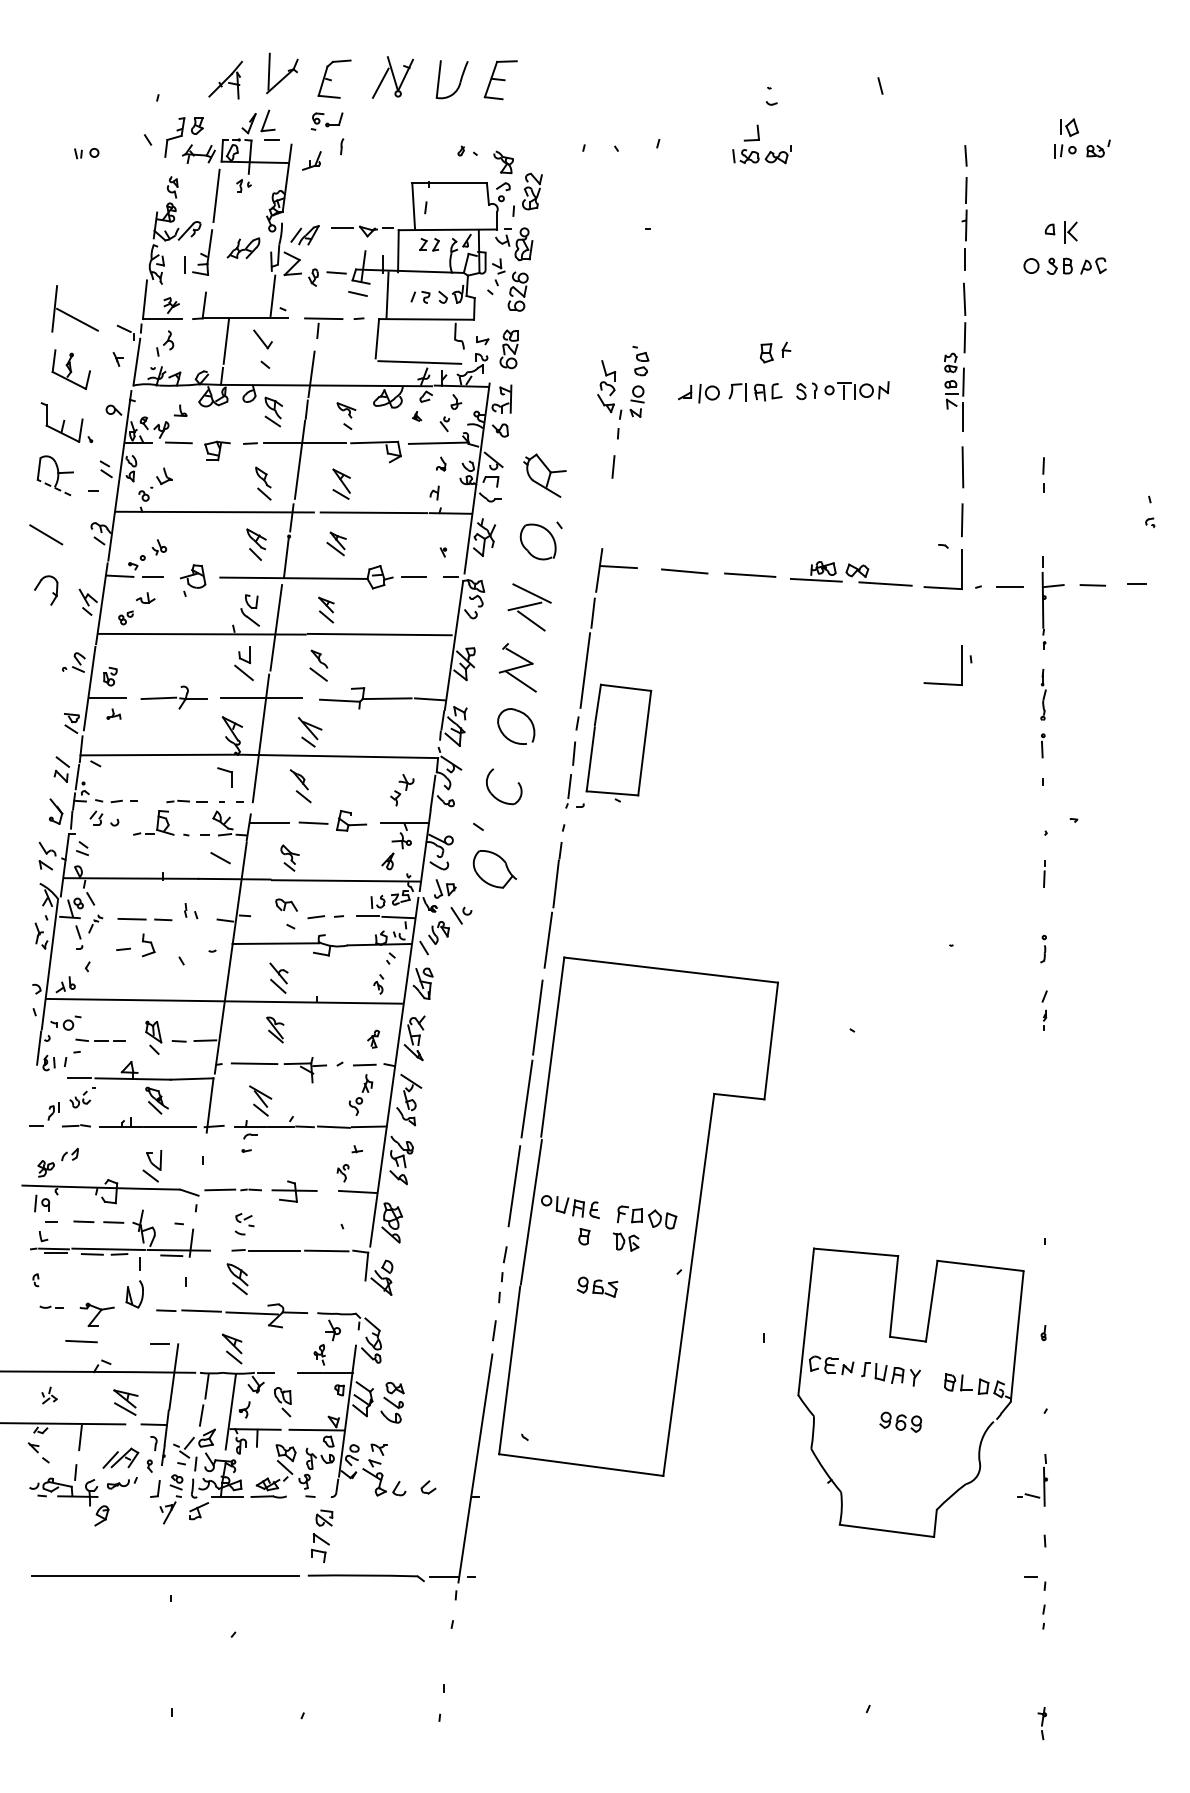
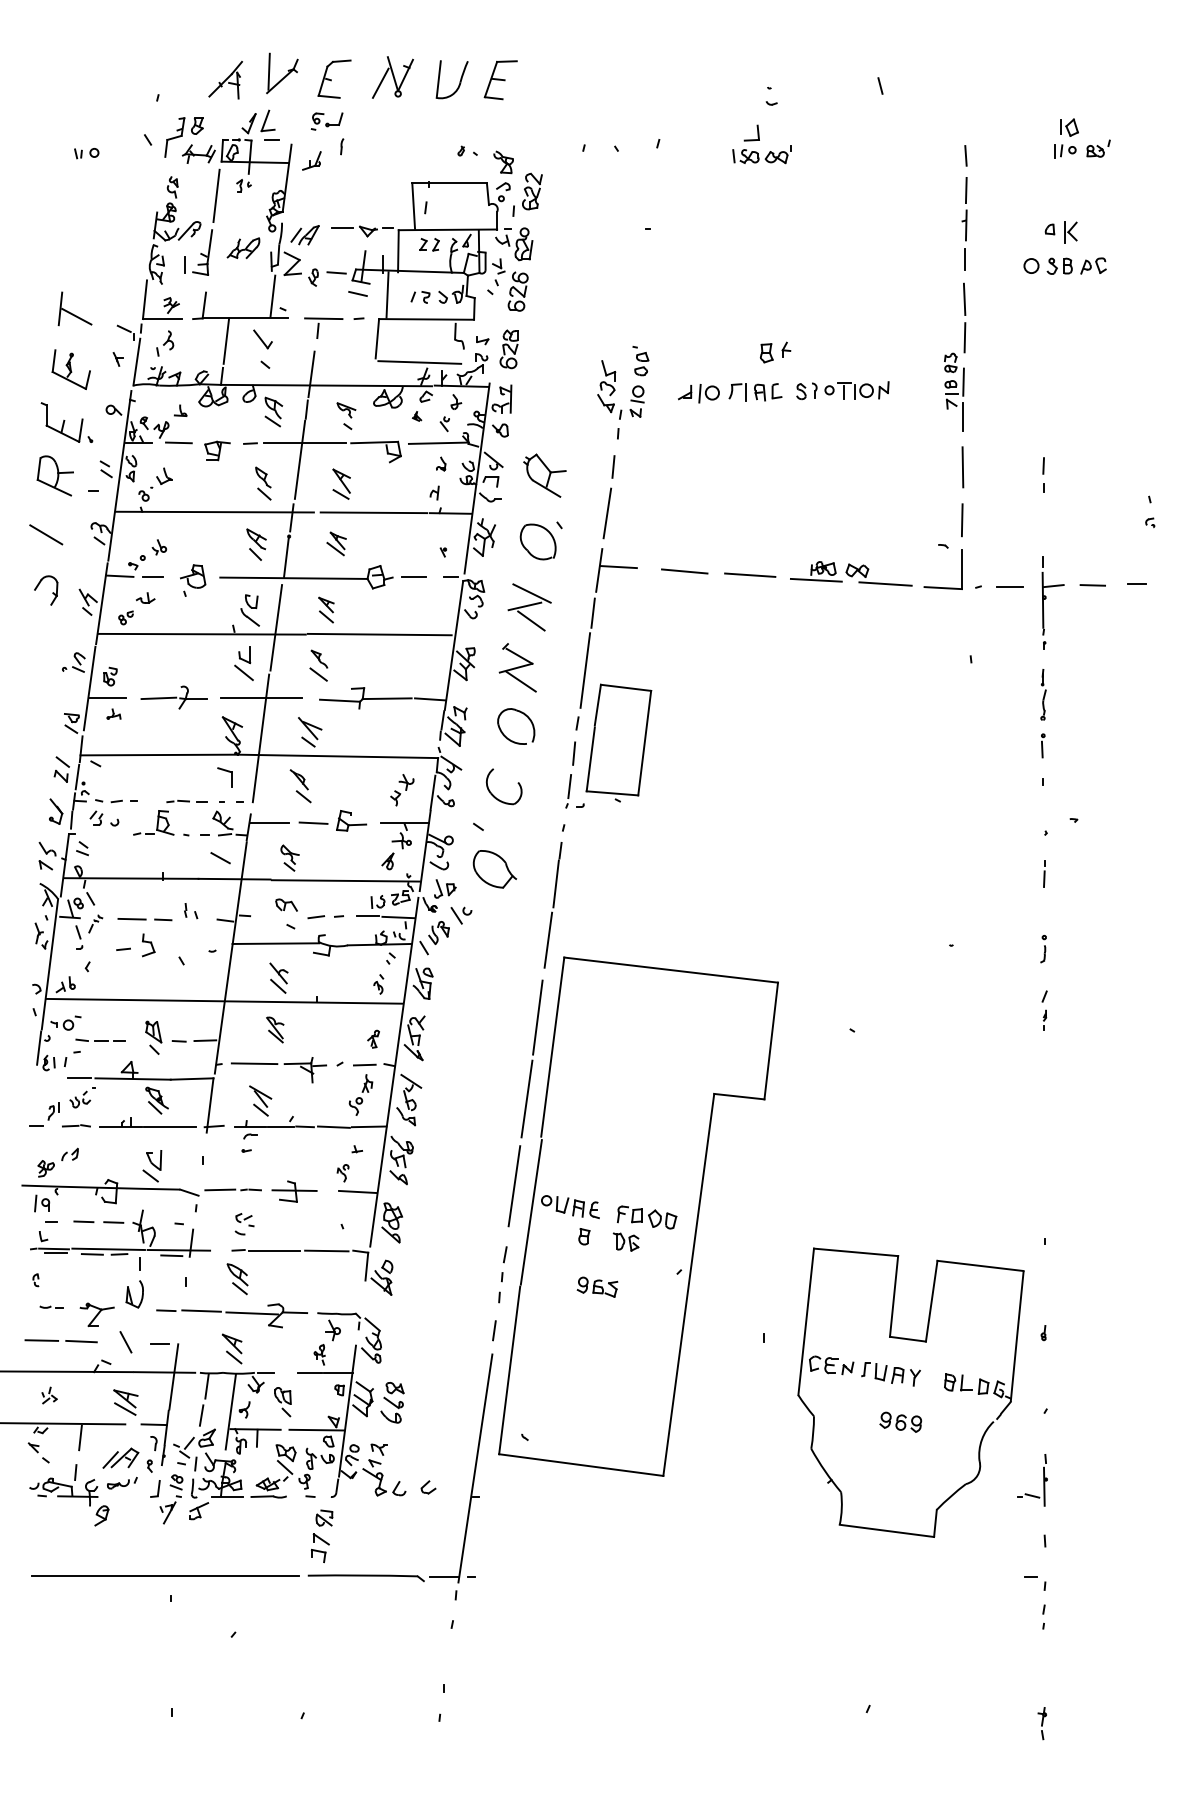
part size: 48x48 px -> 36x36 px (74, 308)
line: dashed -> solid (53, 487)
line: none -> present (607, 513)
part: present -> none (937, 682)
line: none -> present (41, 1340)
line: none -> present (125, 1342)
